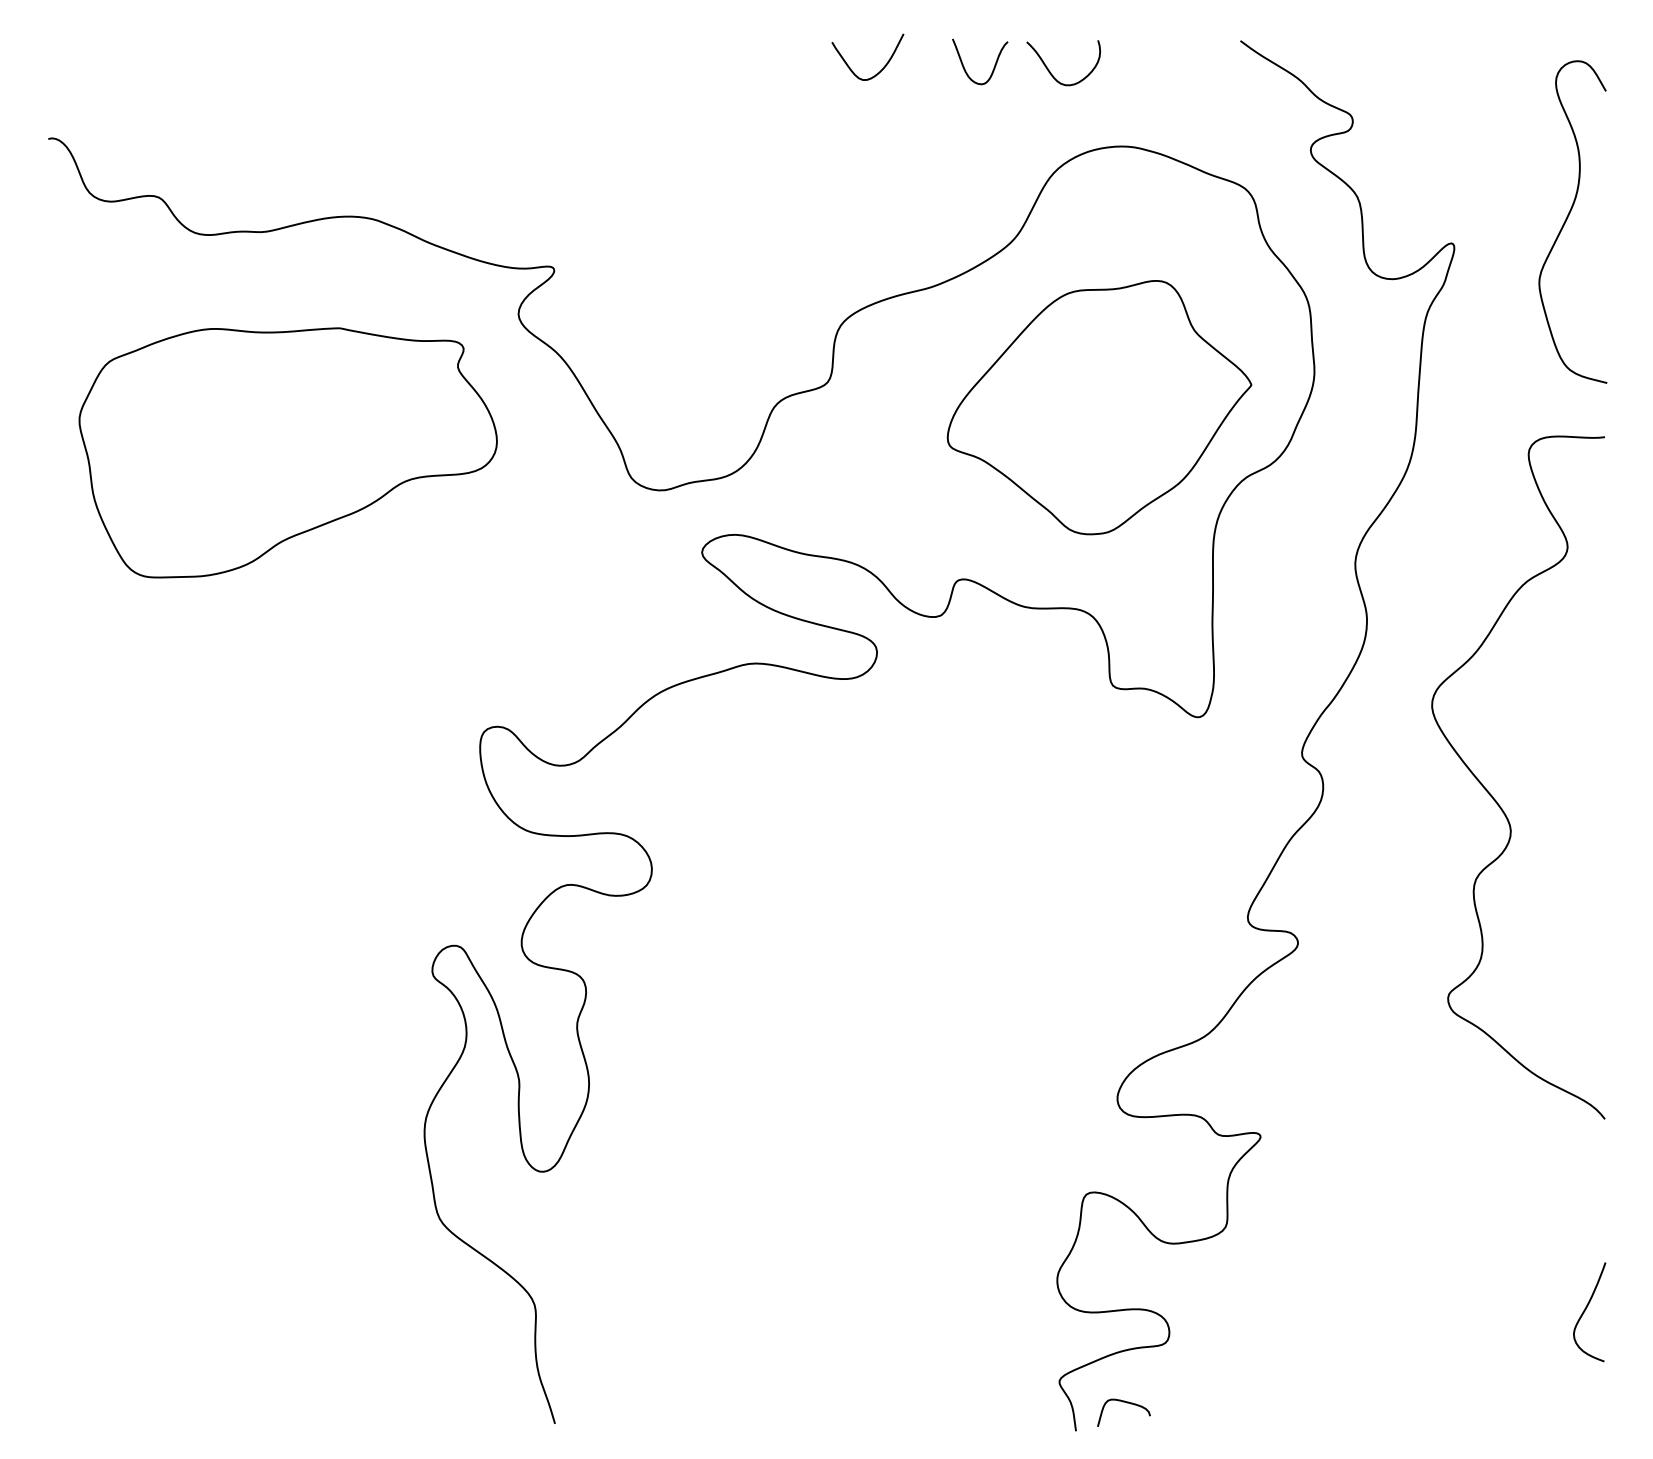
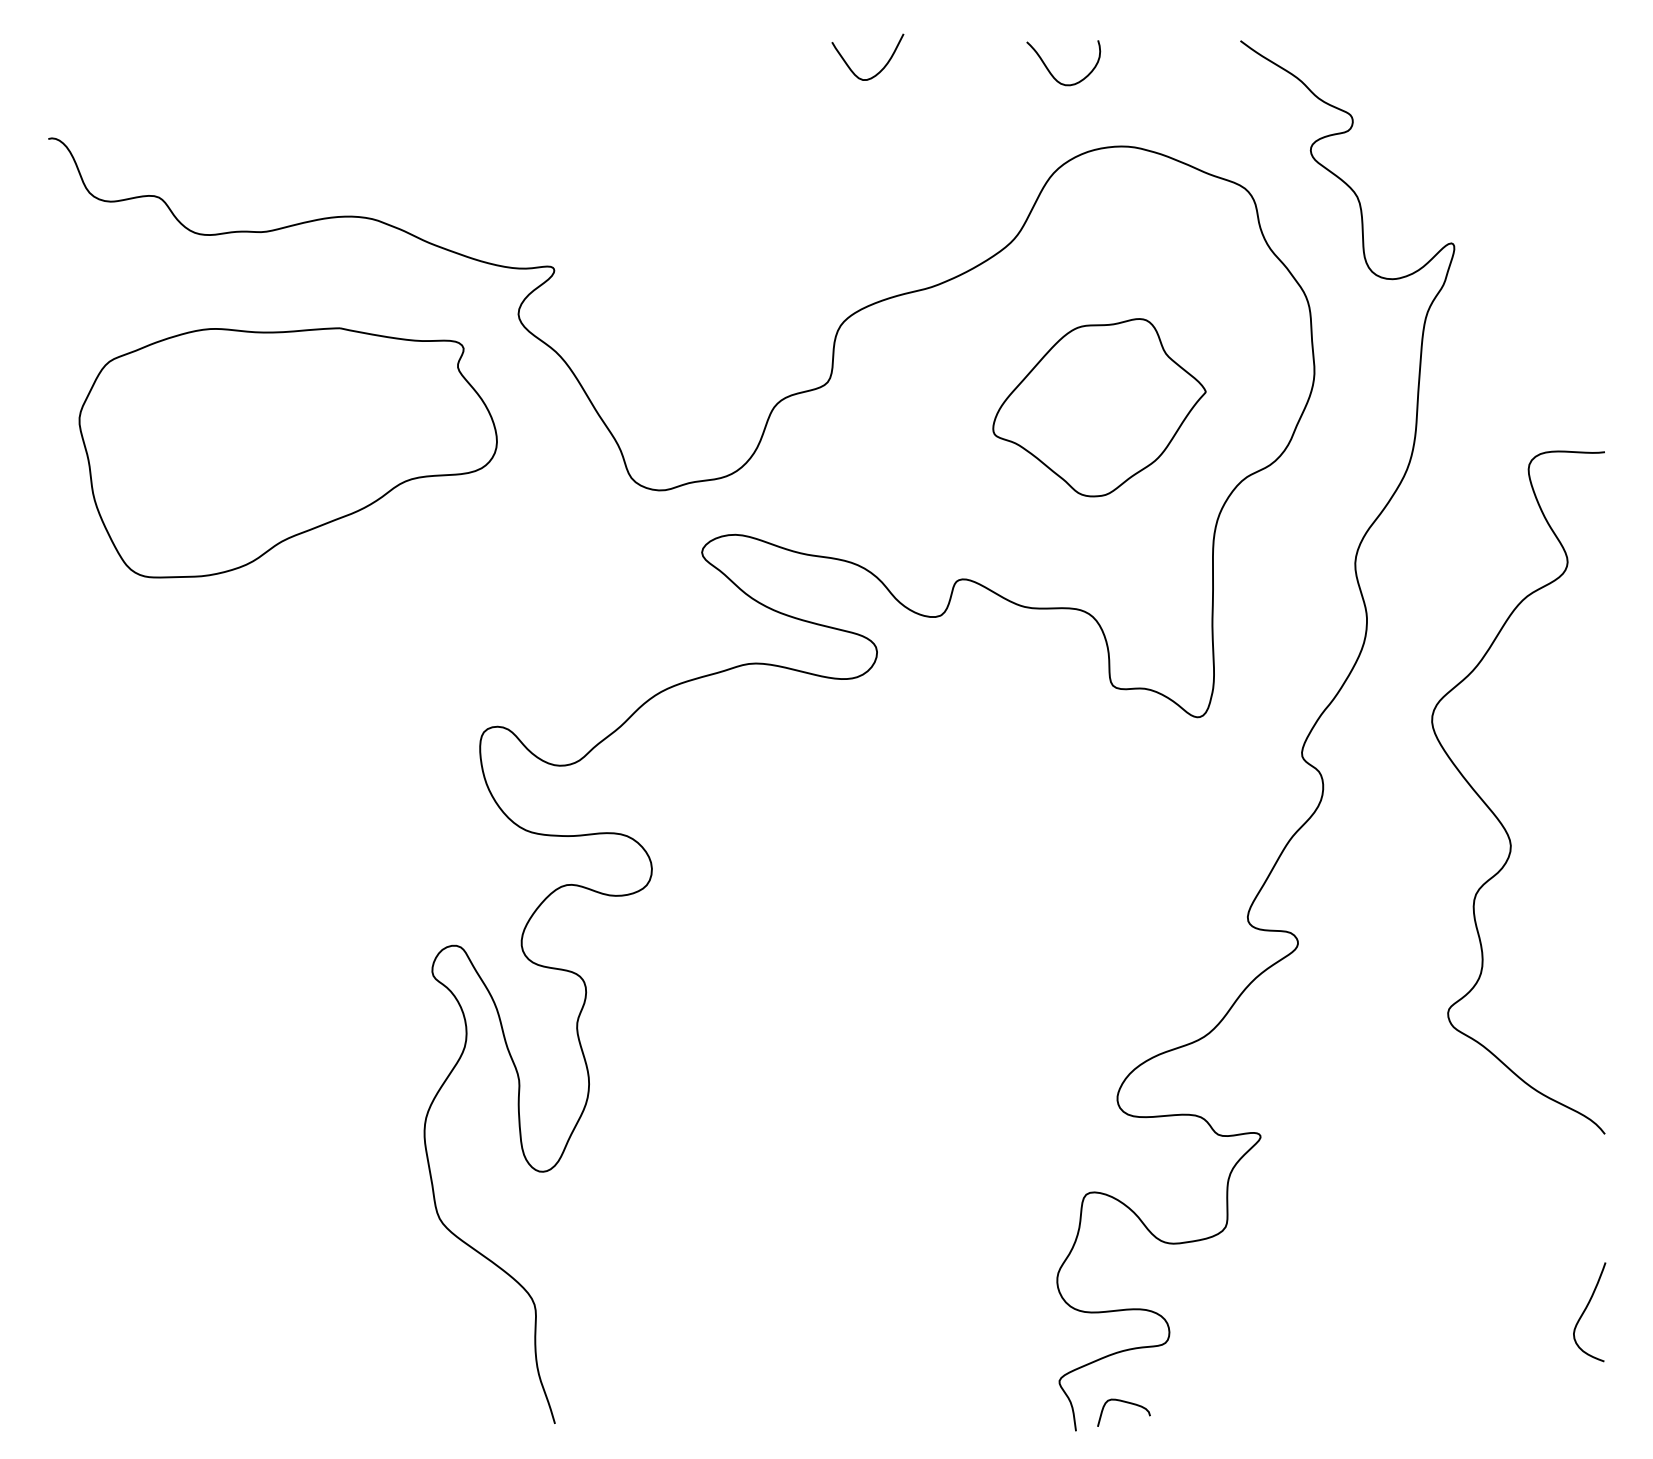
curve: present -> none (994, 64)
curve: present -> none (1567, 219)
part size: 307x256 px -> 215x180 px (1099, 407)
curve position: (1493, 796) -> (1493, 811) (1493, 811)
